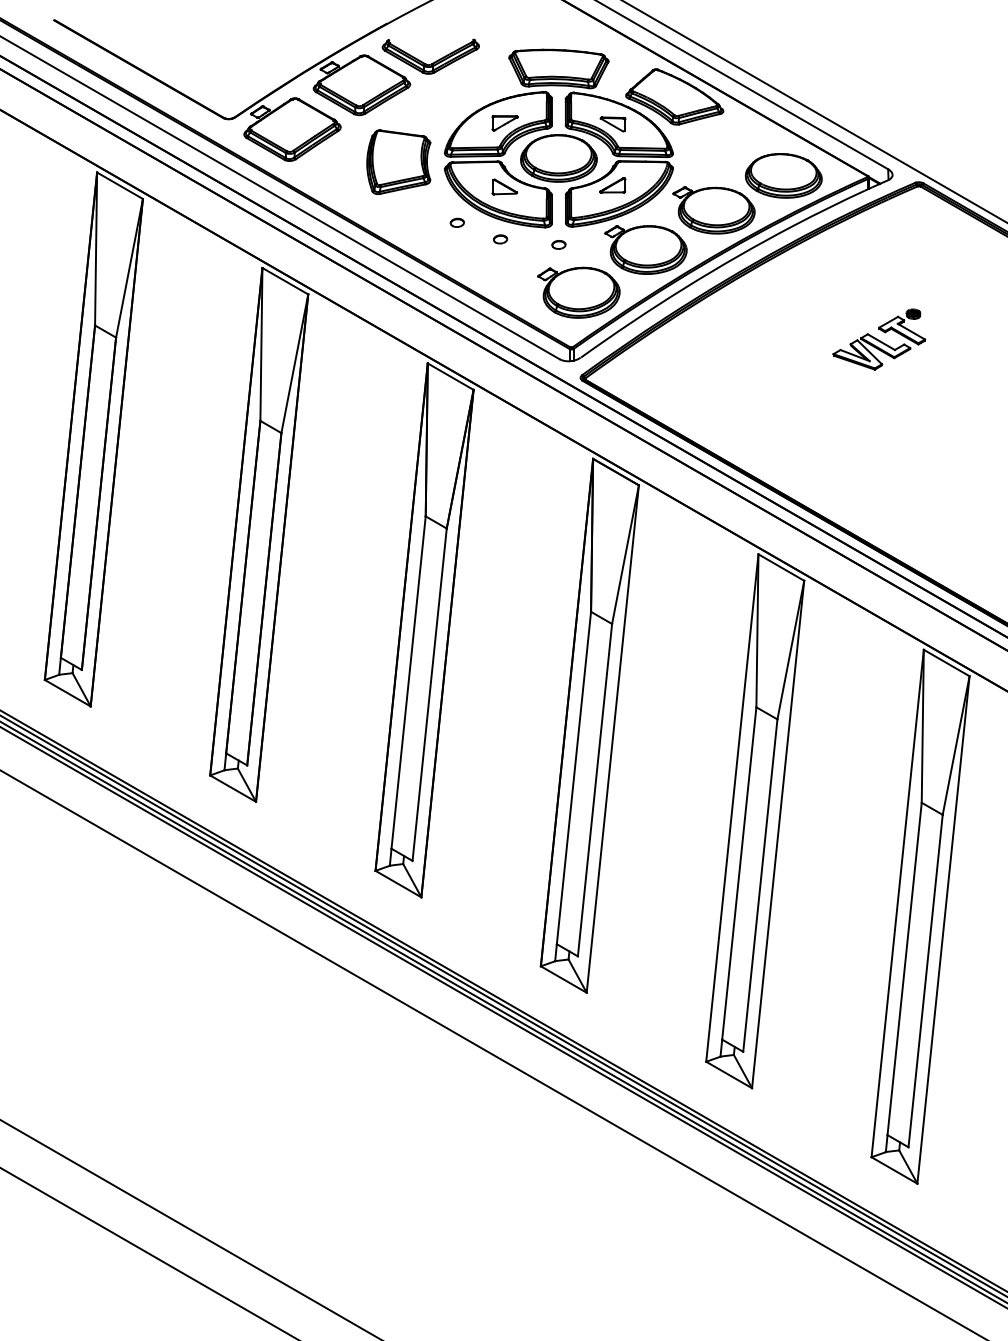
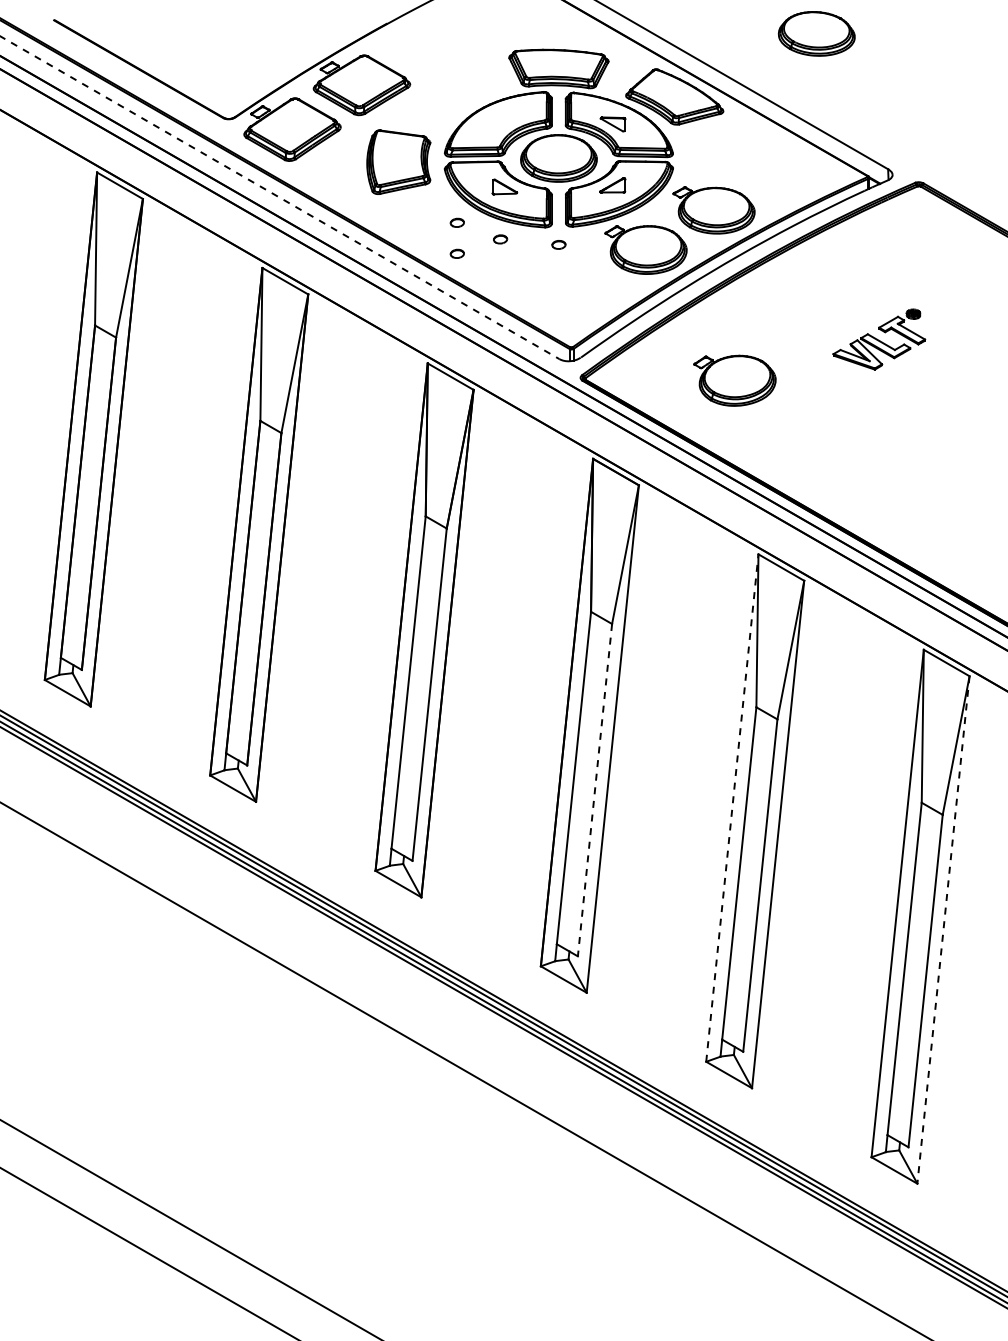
part: present -> none (432, 62)
line: present -> none (814, 111)
part: present -> none (504, 123)
part position: (783, 175) -> (816, 33) (816, 33)
line: solid -> dashed (279, 197)
part: none -> present (456, 253)
part position: (578, 292) -> (734, 380) (734, 380)
line: solid -> dashed (594, 790)
line: solid -> dashed (732, 807)
line: solid -> dashed (943, 930)
line position: (492, 1054) -> (464, 1070) (464, 1070)
